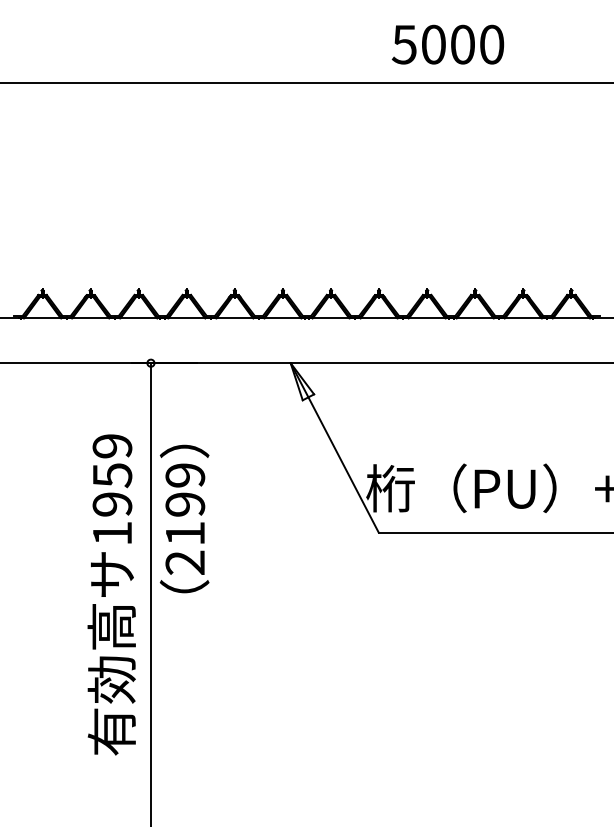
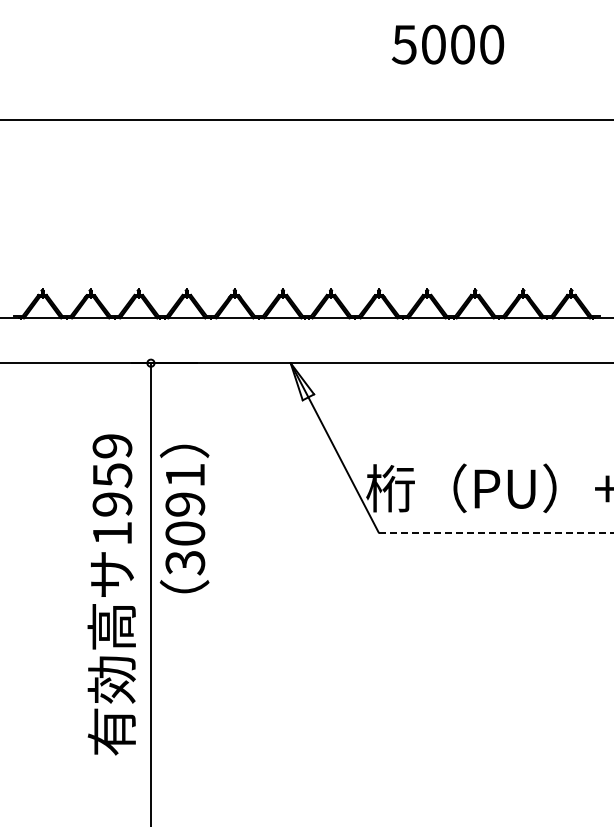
line position: (306, 83) -> (306, 120) (306, 120)
text: 2199 -> 3091 (185, 519)
line: solid -> dashed (496, 532)
